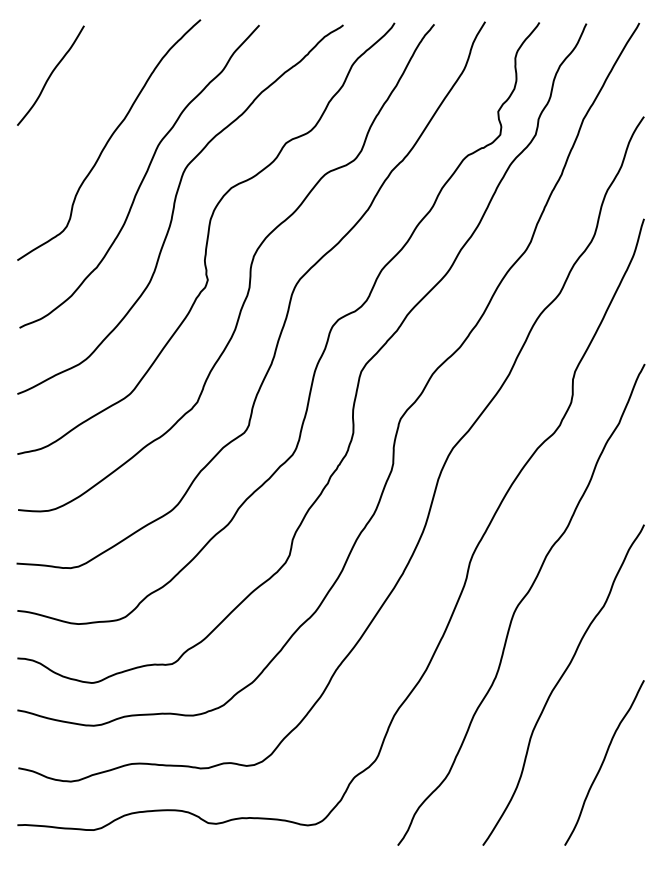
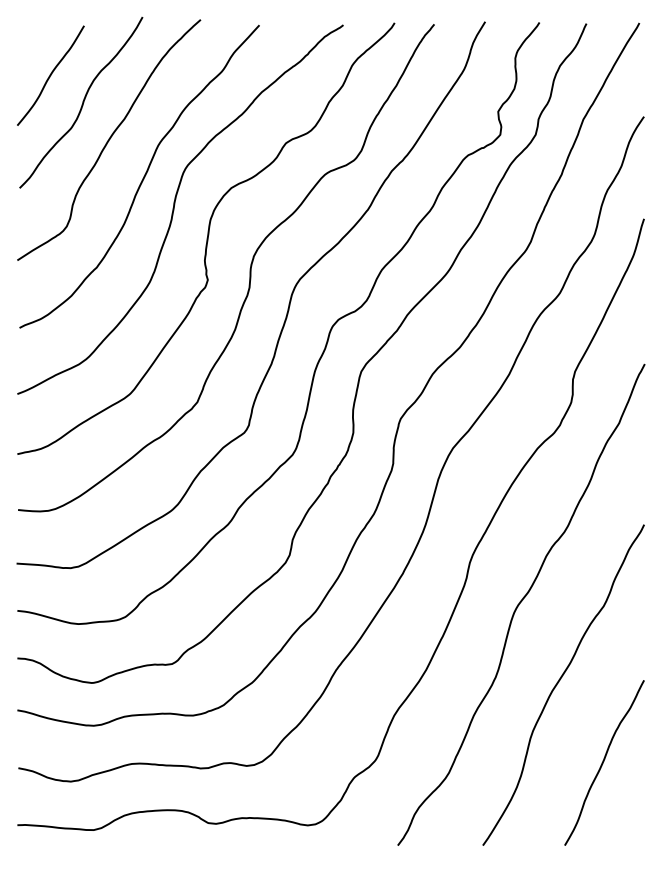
curve: none -> present (82, 102)
